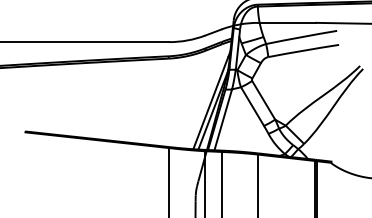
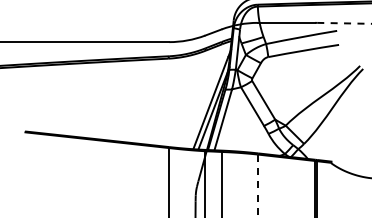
line: solid -> dashed (345, 23)
line: solid -> dashed (257, 186)
